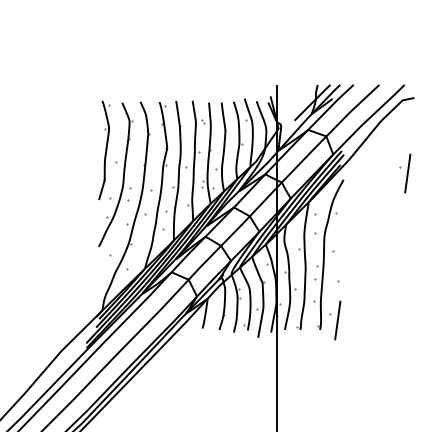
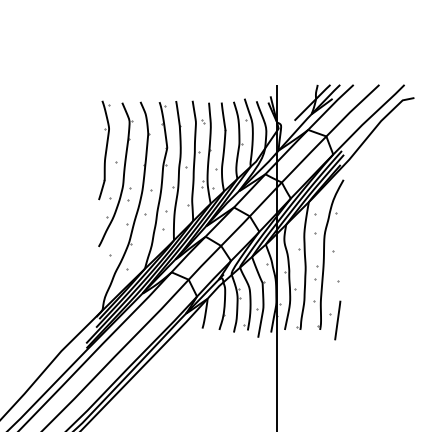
part: present -> none (405, 173)
